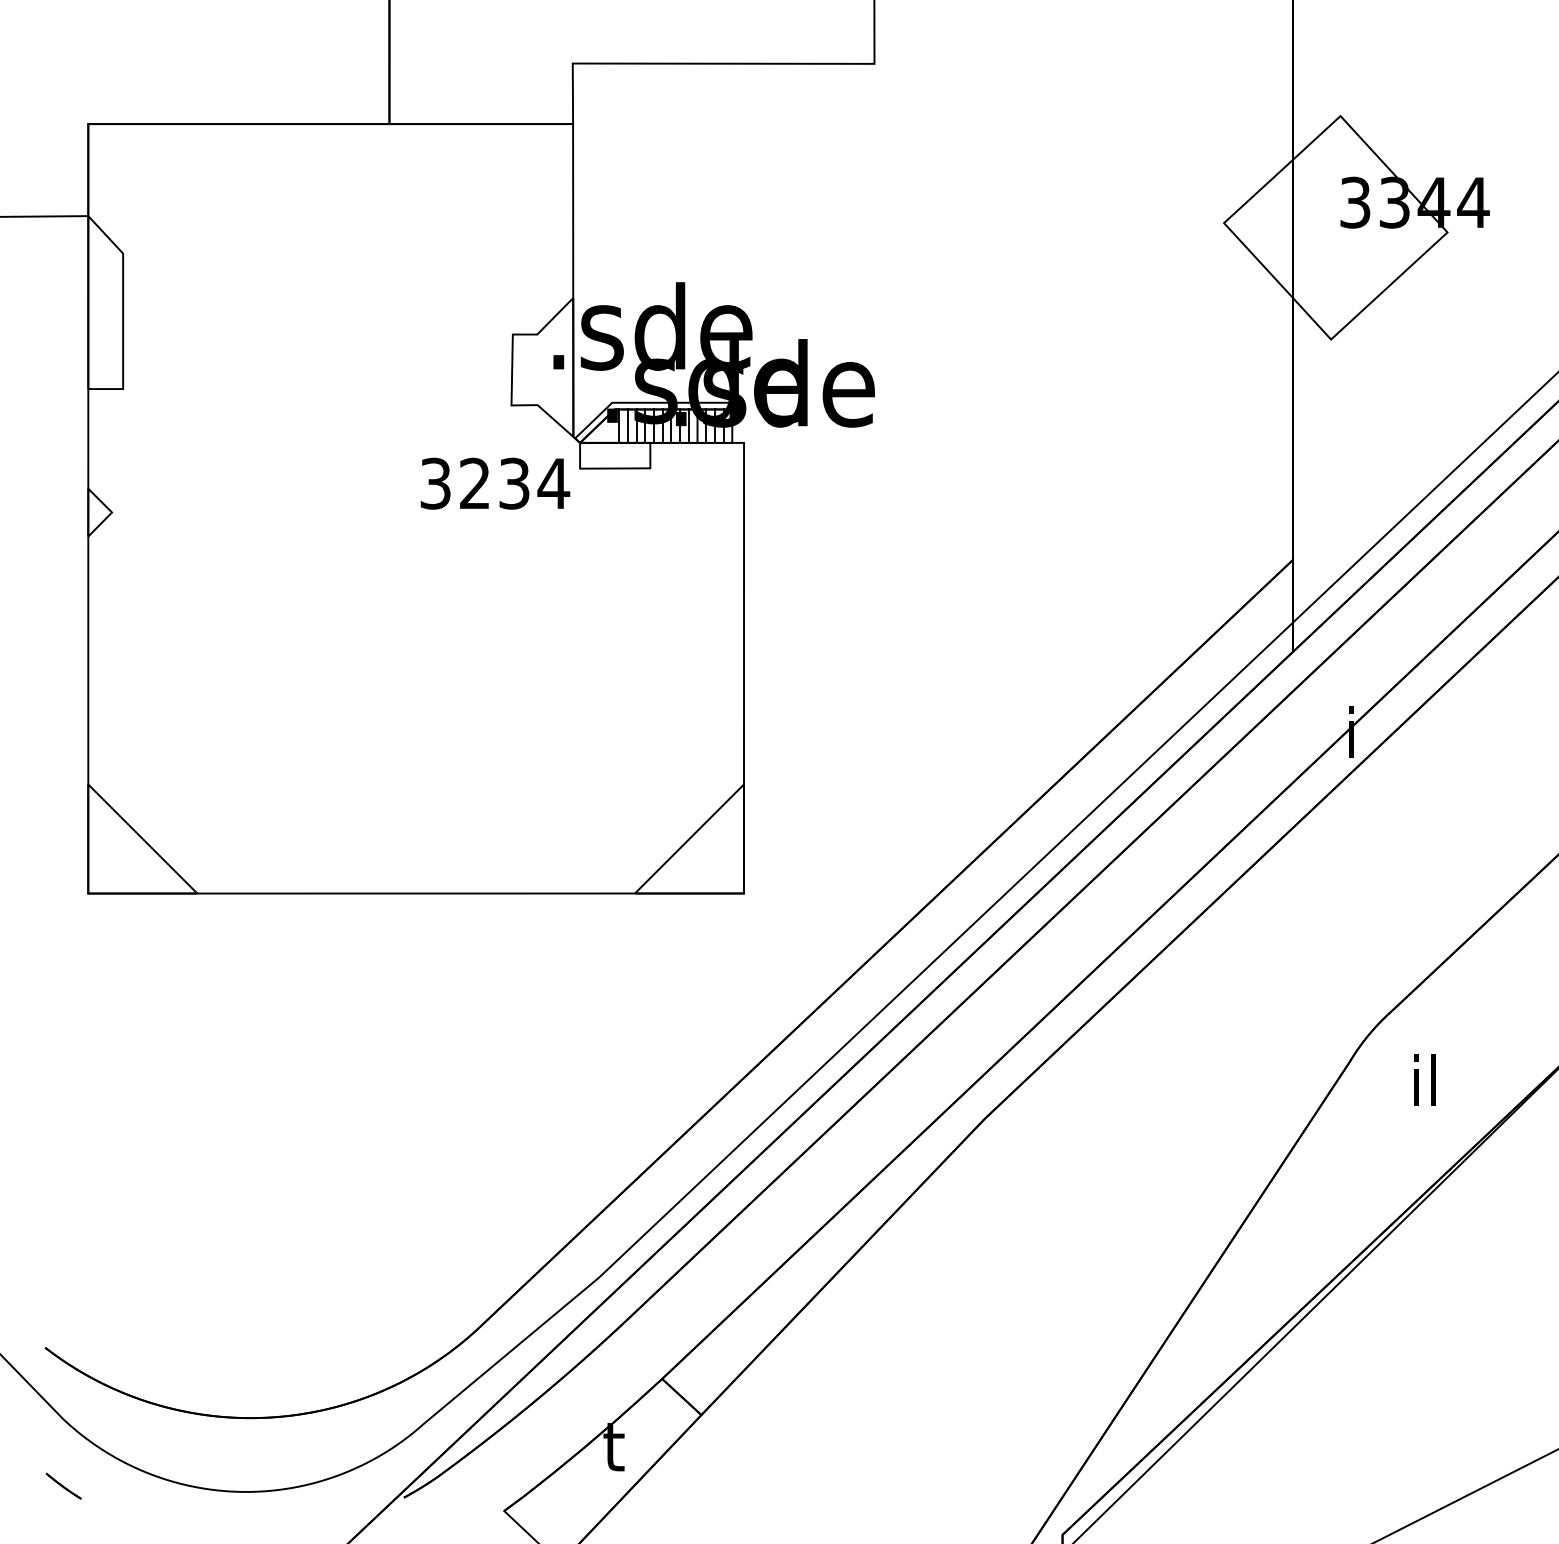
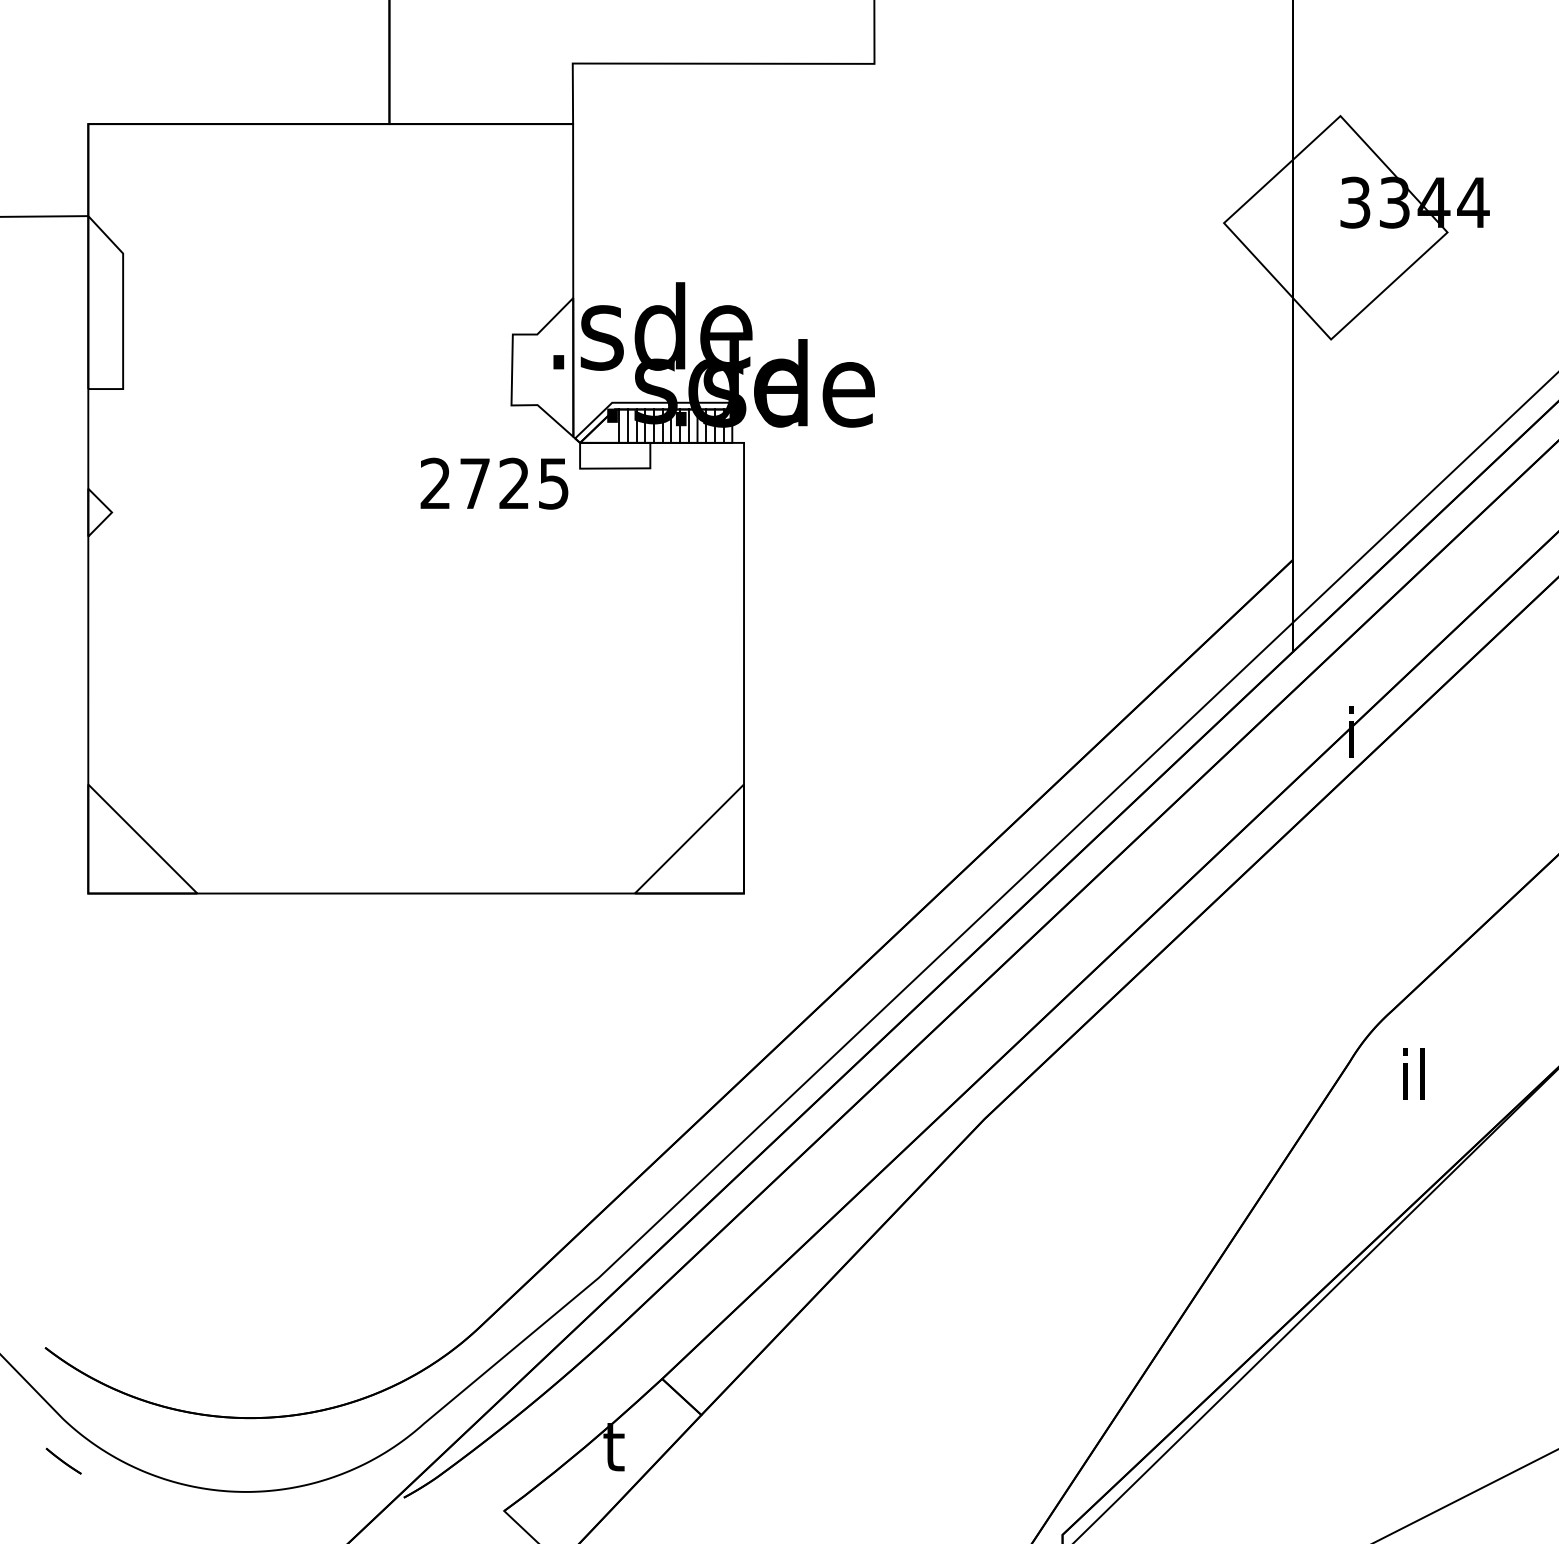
text: 3234 -> 2725 (495, 483)
text position: (1424, 1079) -> (1413, 1073) (1413, 1073)
line position: (63, 1485) -> (63, 1460) (63, 1460)
